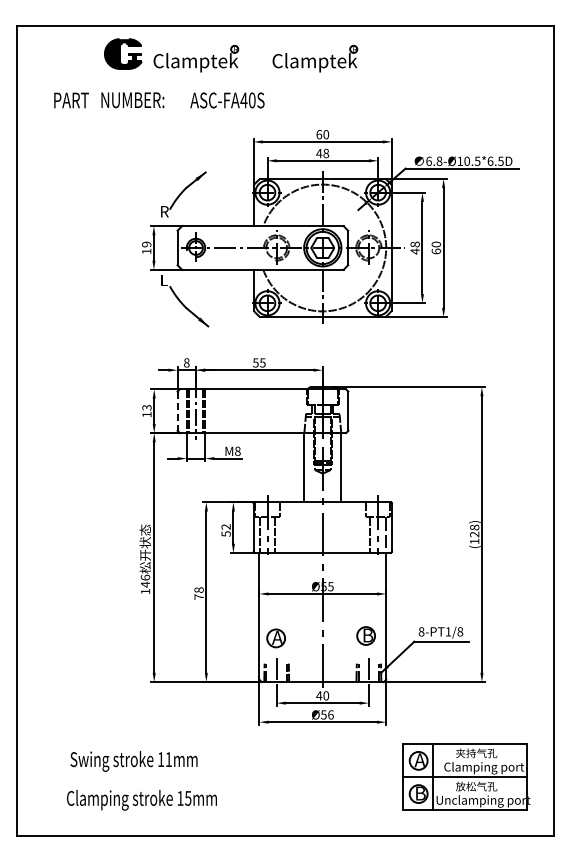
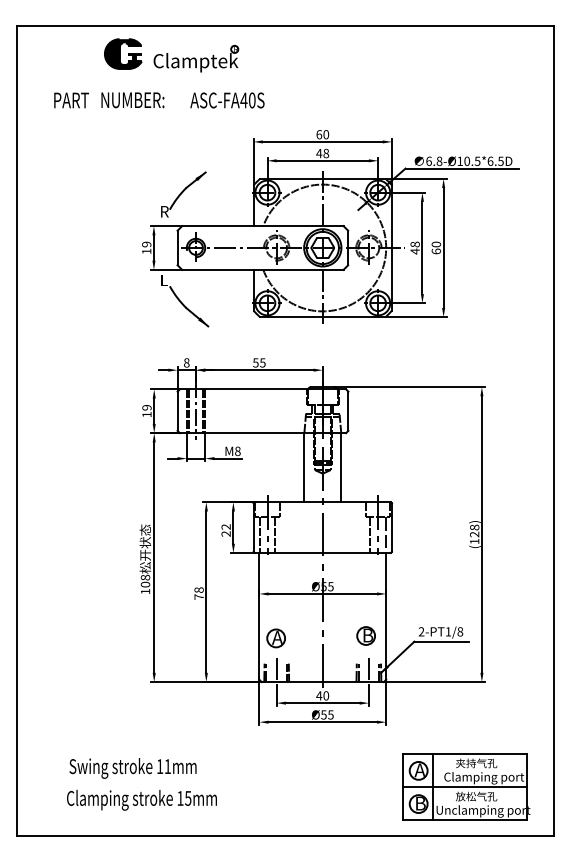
part: present -> none (315, 58)
text: 13 -> 19 (146, 407)
line: dashed -> solid (177, 411)
text: 52 -> 22 (225, 533)
text: 146 -> 108 (145, 580)
text: 8-PT1/8 -> 2-PT1/8 (421, 631)
text: Ø56 -> Ø55 (330, 714)
text position: (133, 761) -> (132, 768) (132, 768)
part position: (466, 776) -> (466, 786) (466, 786)
